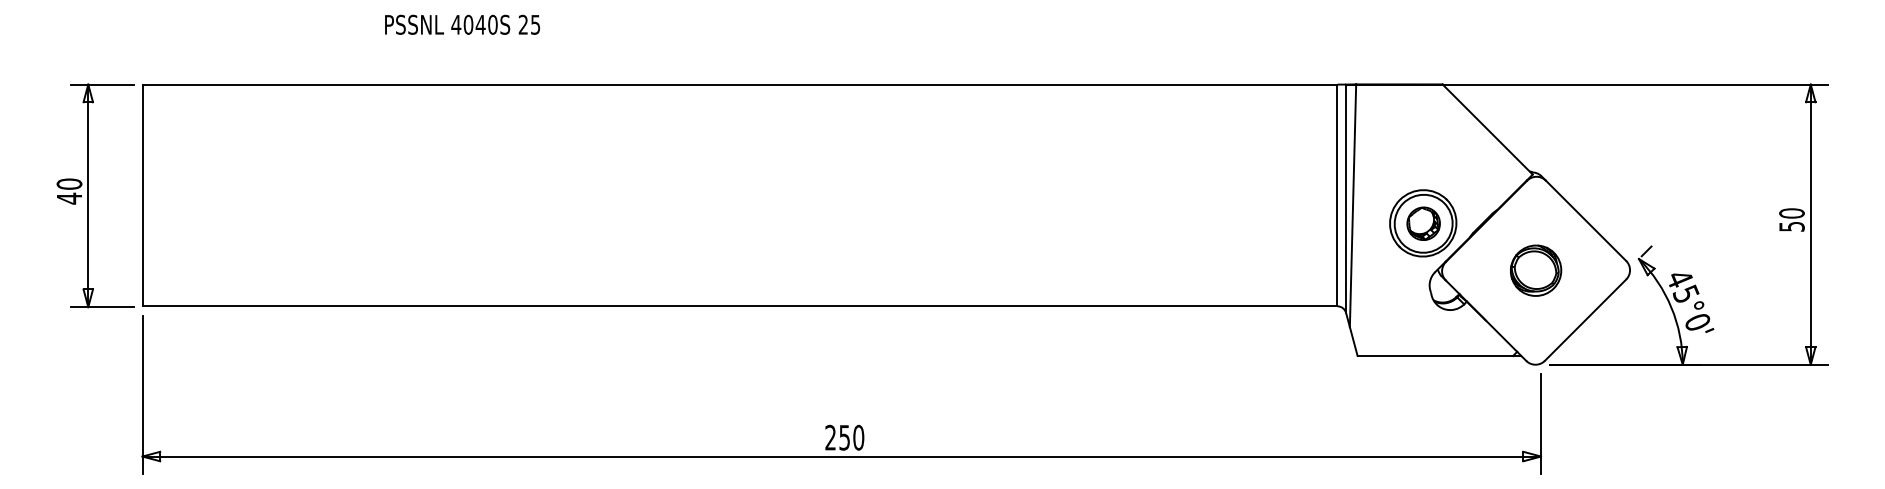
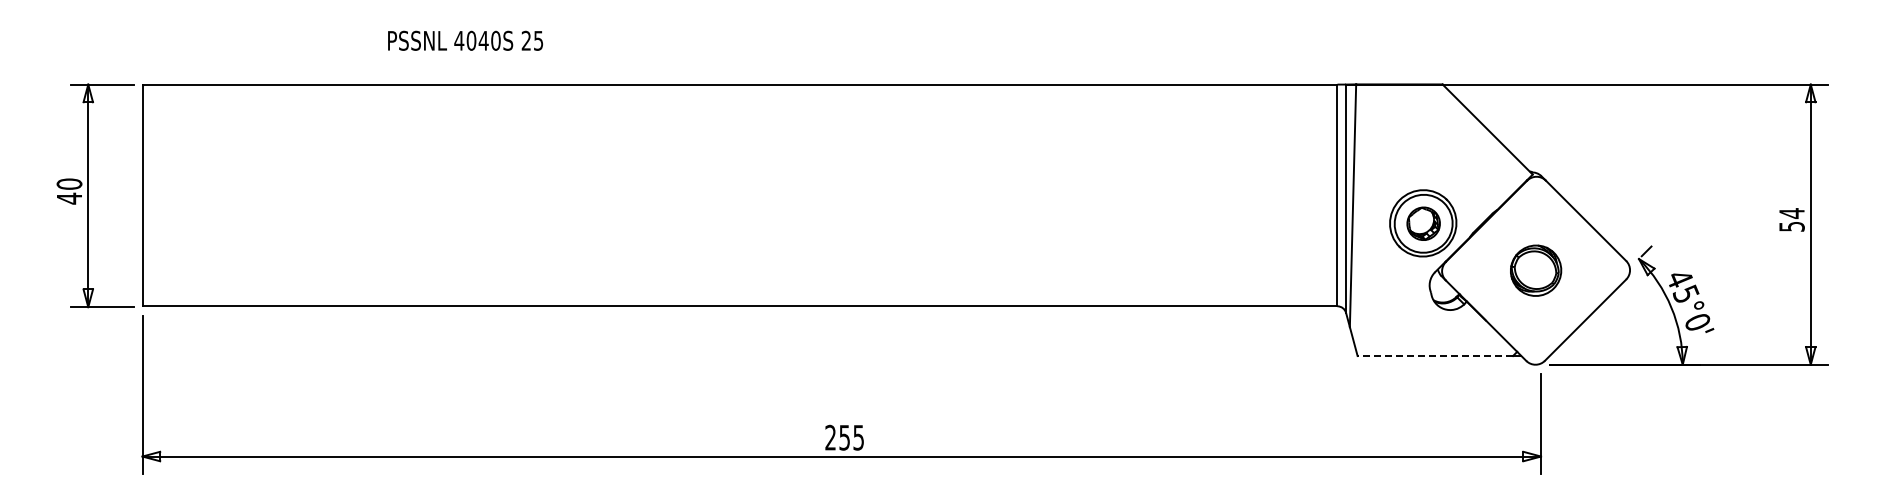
text position: (462, 24) -> (465, 40) (465, 40)
text: 50 -> 54 (1791, 213)
line: solid -> dashed (1435, 356)
text: 250 -> 255 (858, 437)
